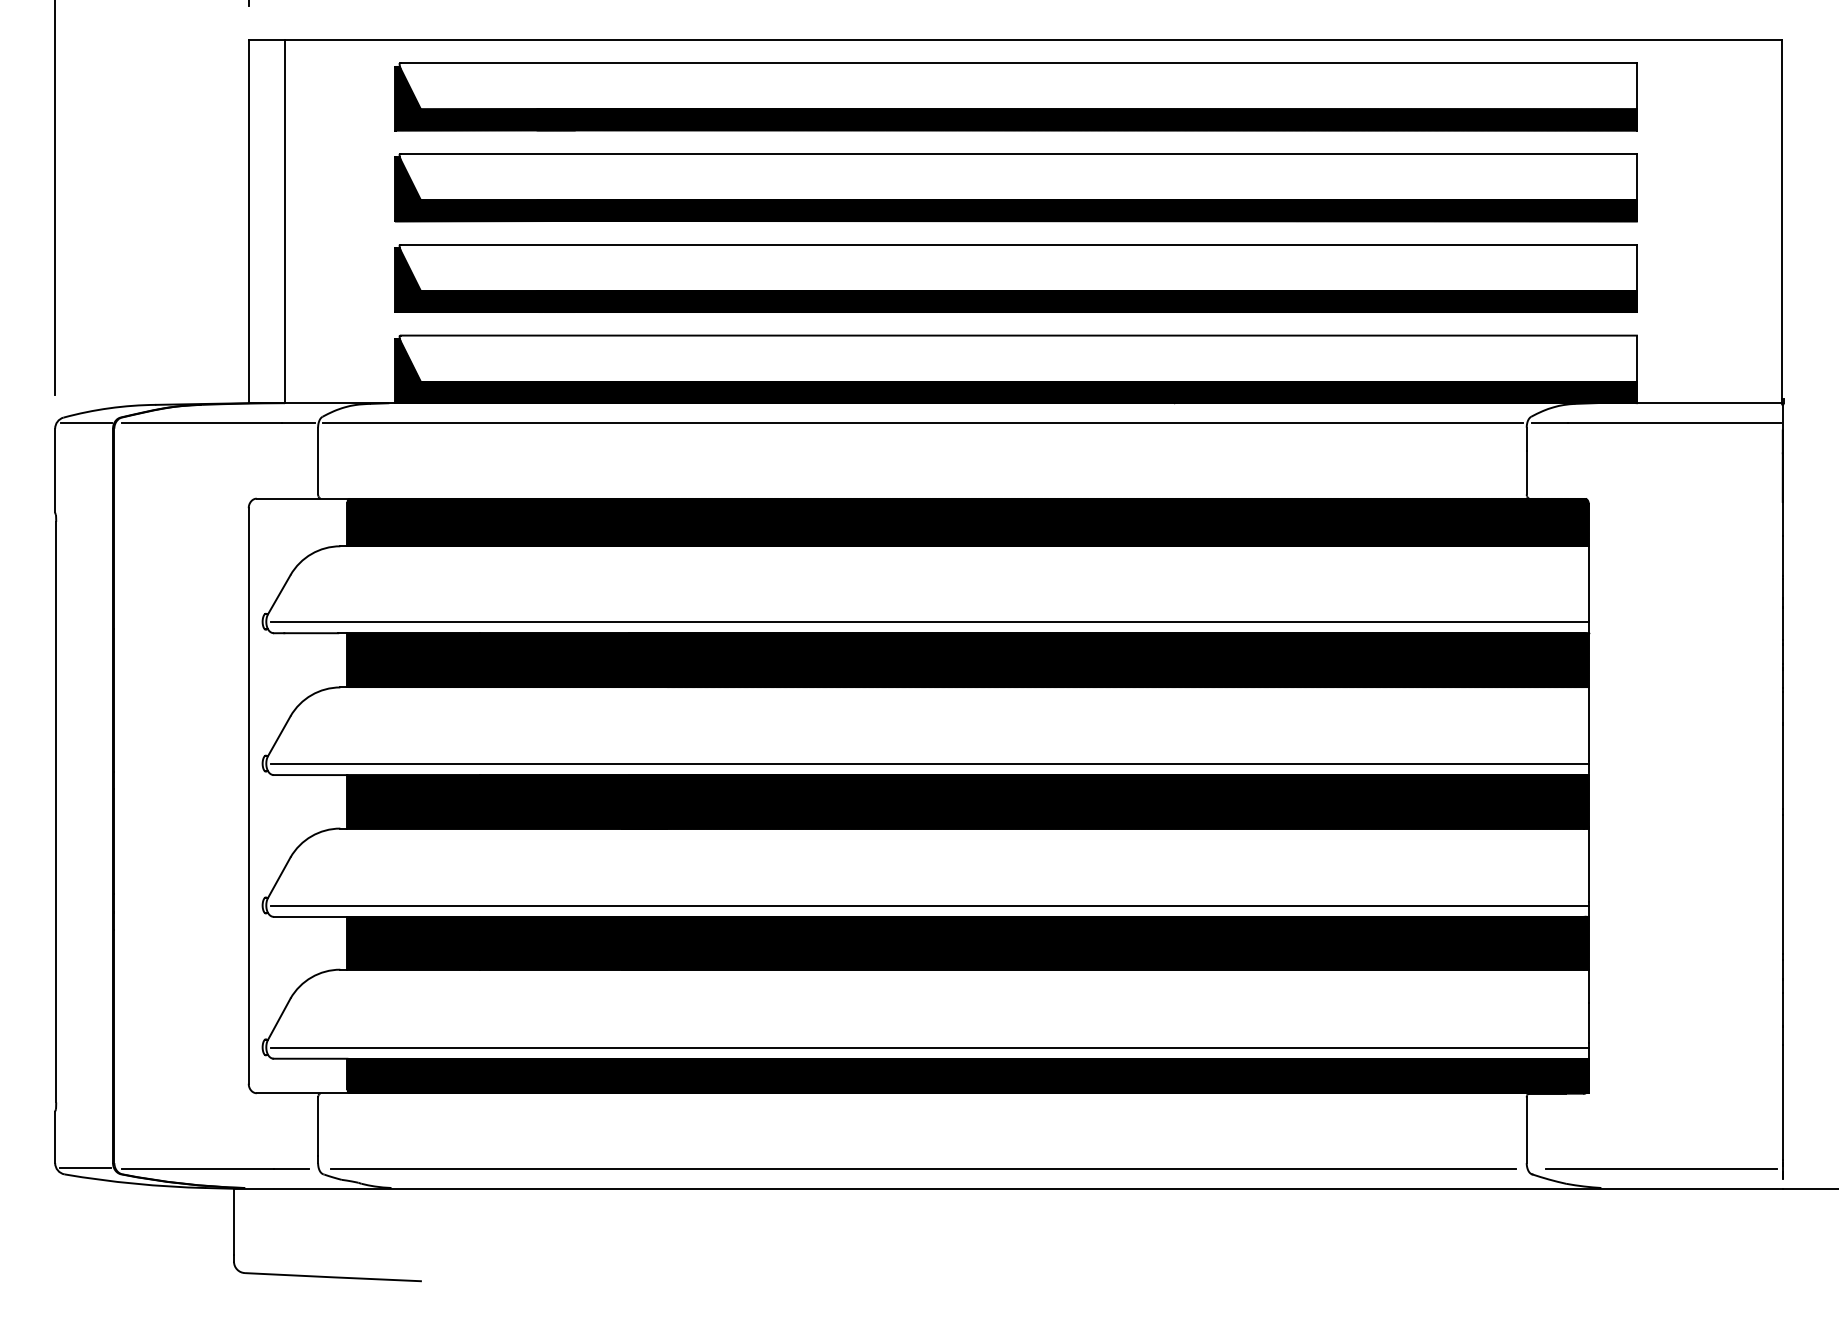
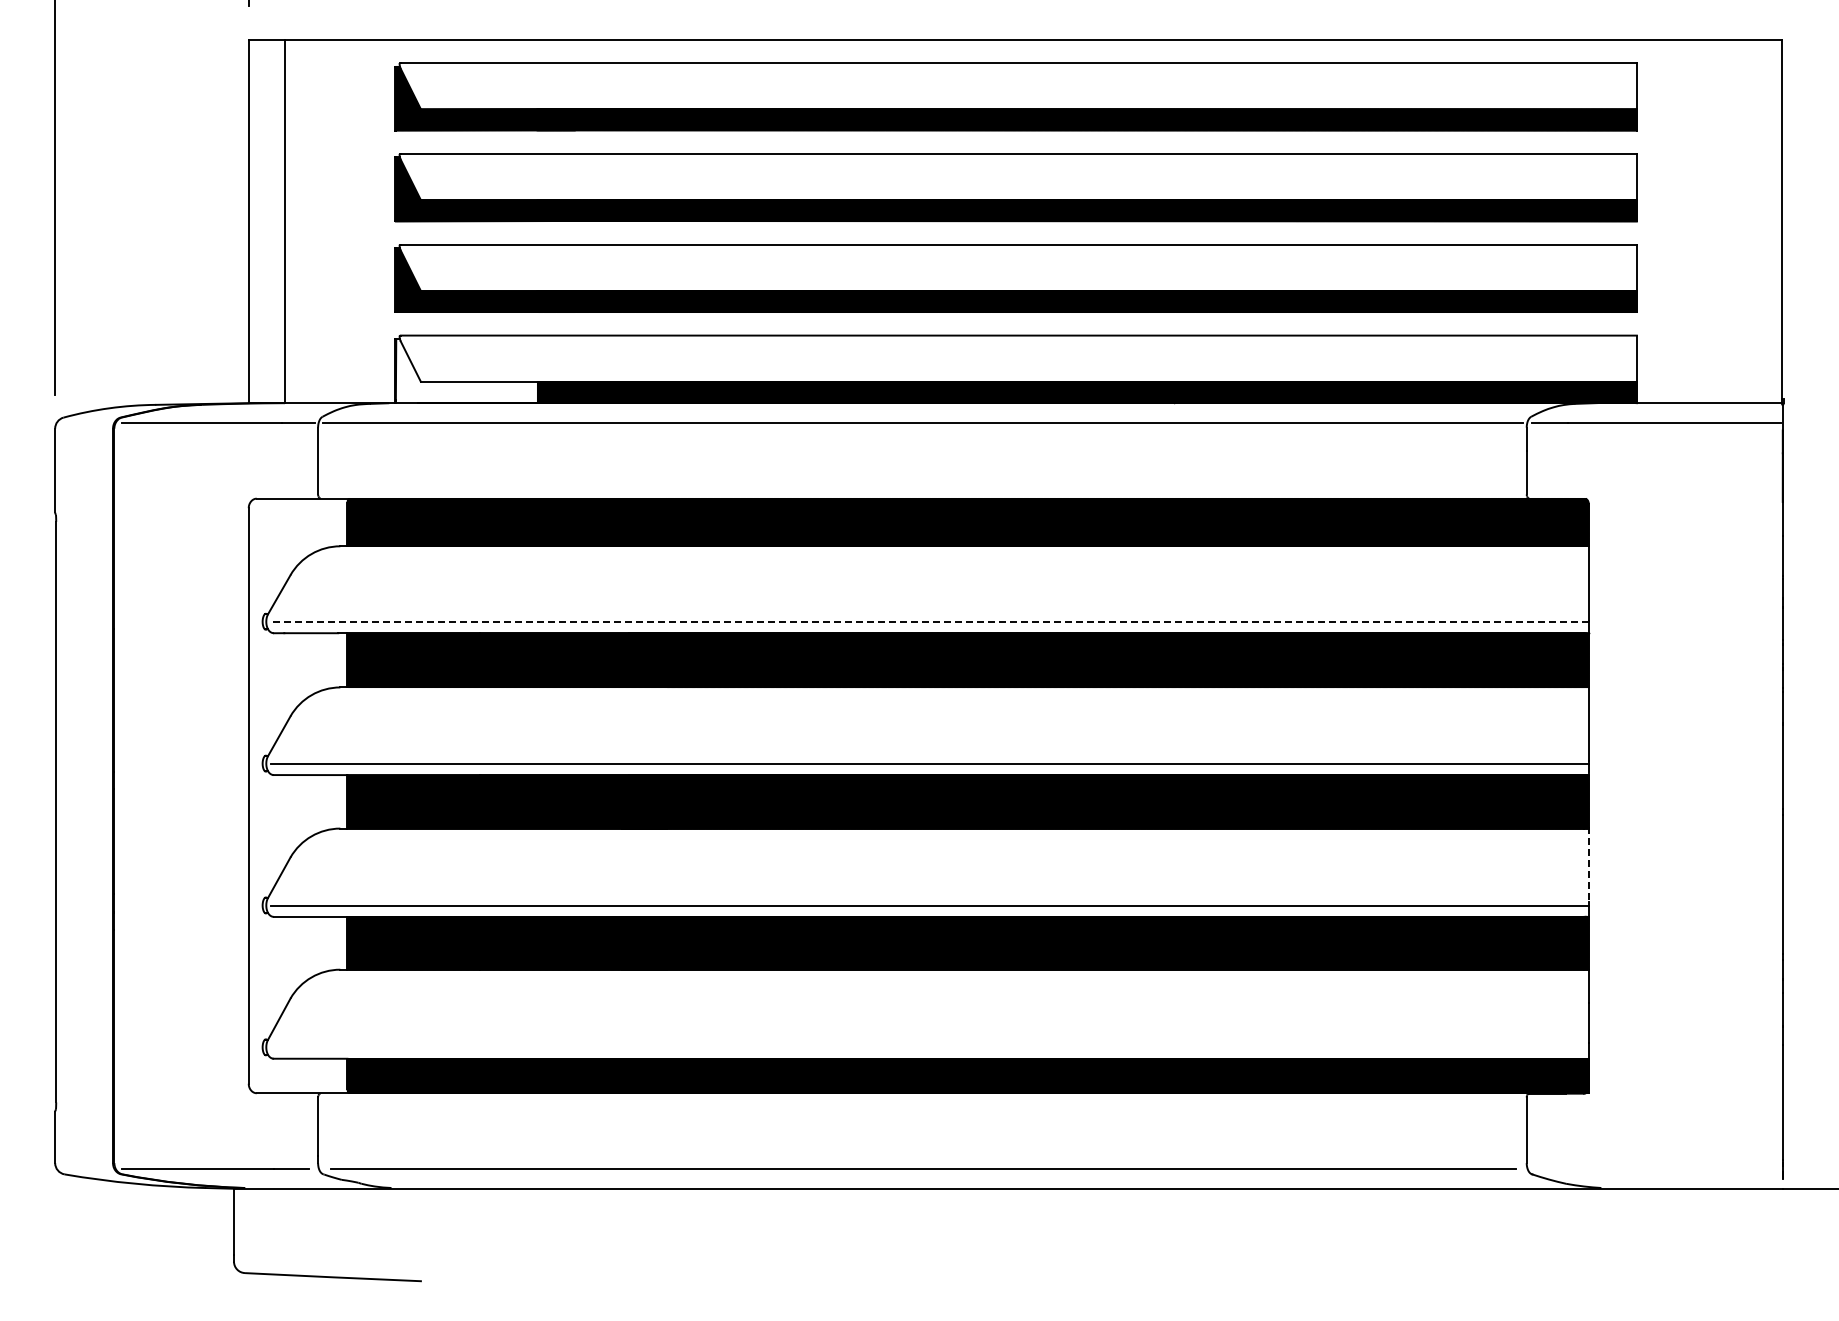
hatch: present -> none (484, 371)
line: present -> none (86, 422)
line: solid -> dashed (930, 621)
line: solid -> dashed (1588, 864)
line: present -> none (929, 1047)
line: present -> none (84, 1168)
line: present -> none (1661, 1168)
